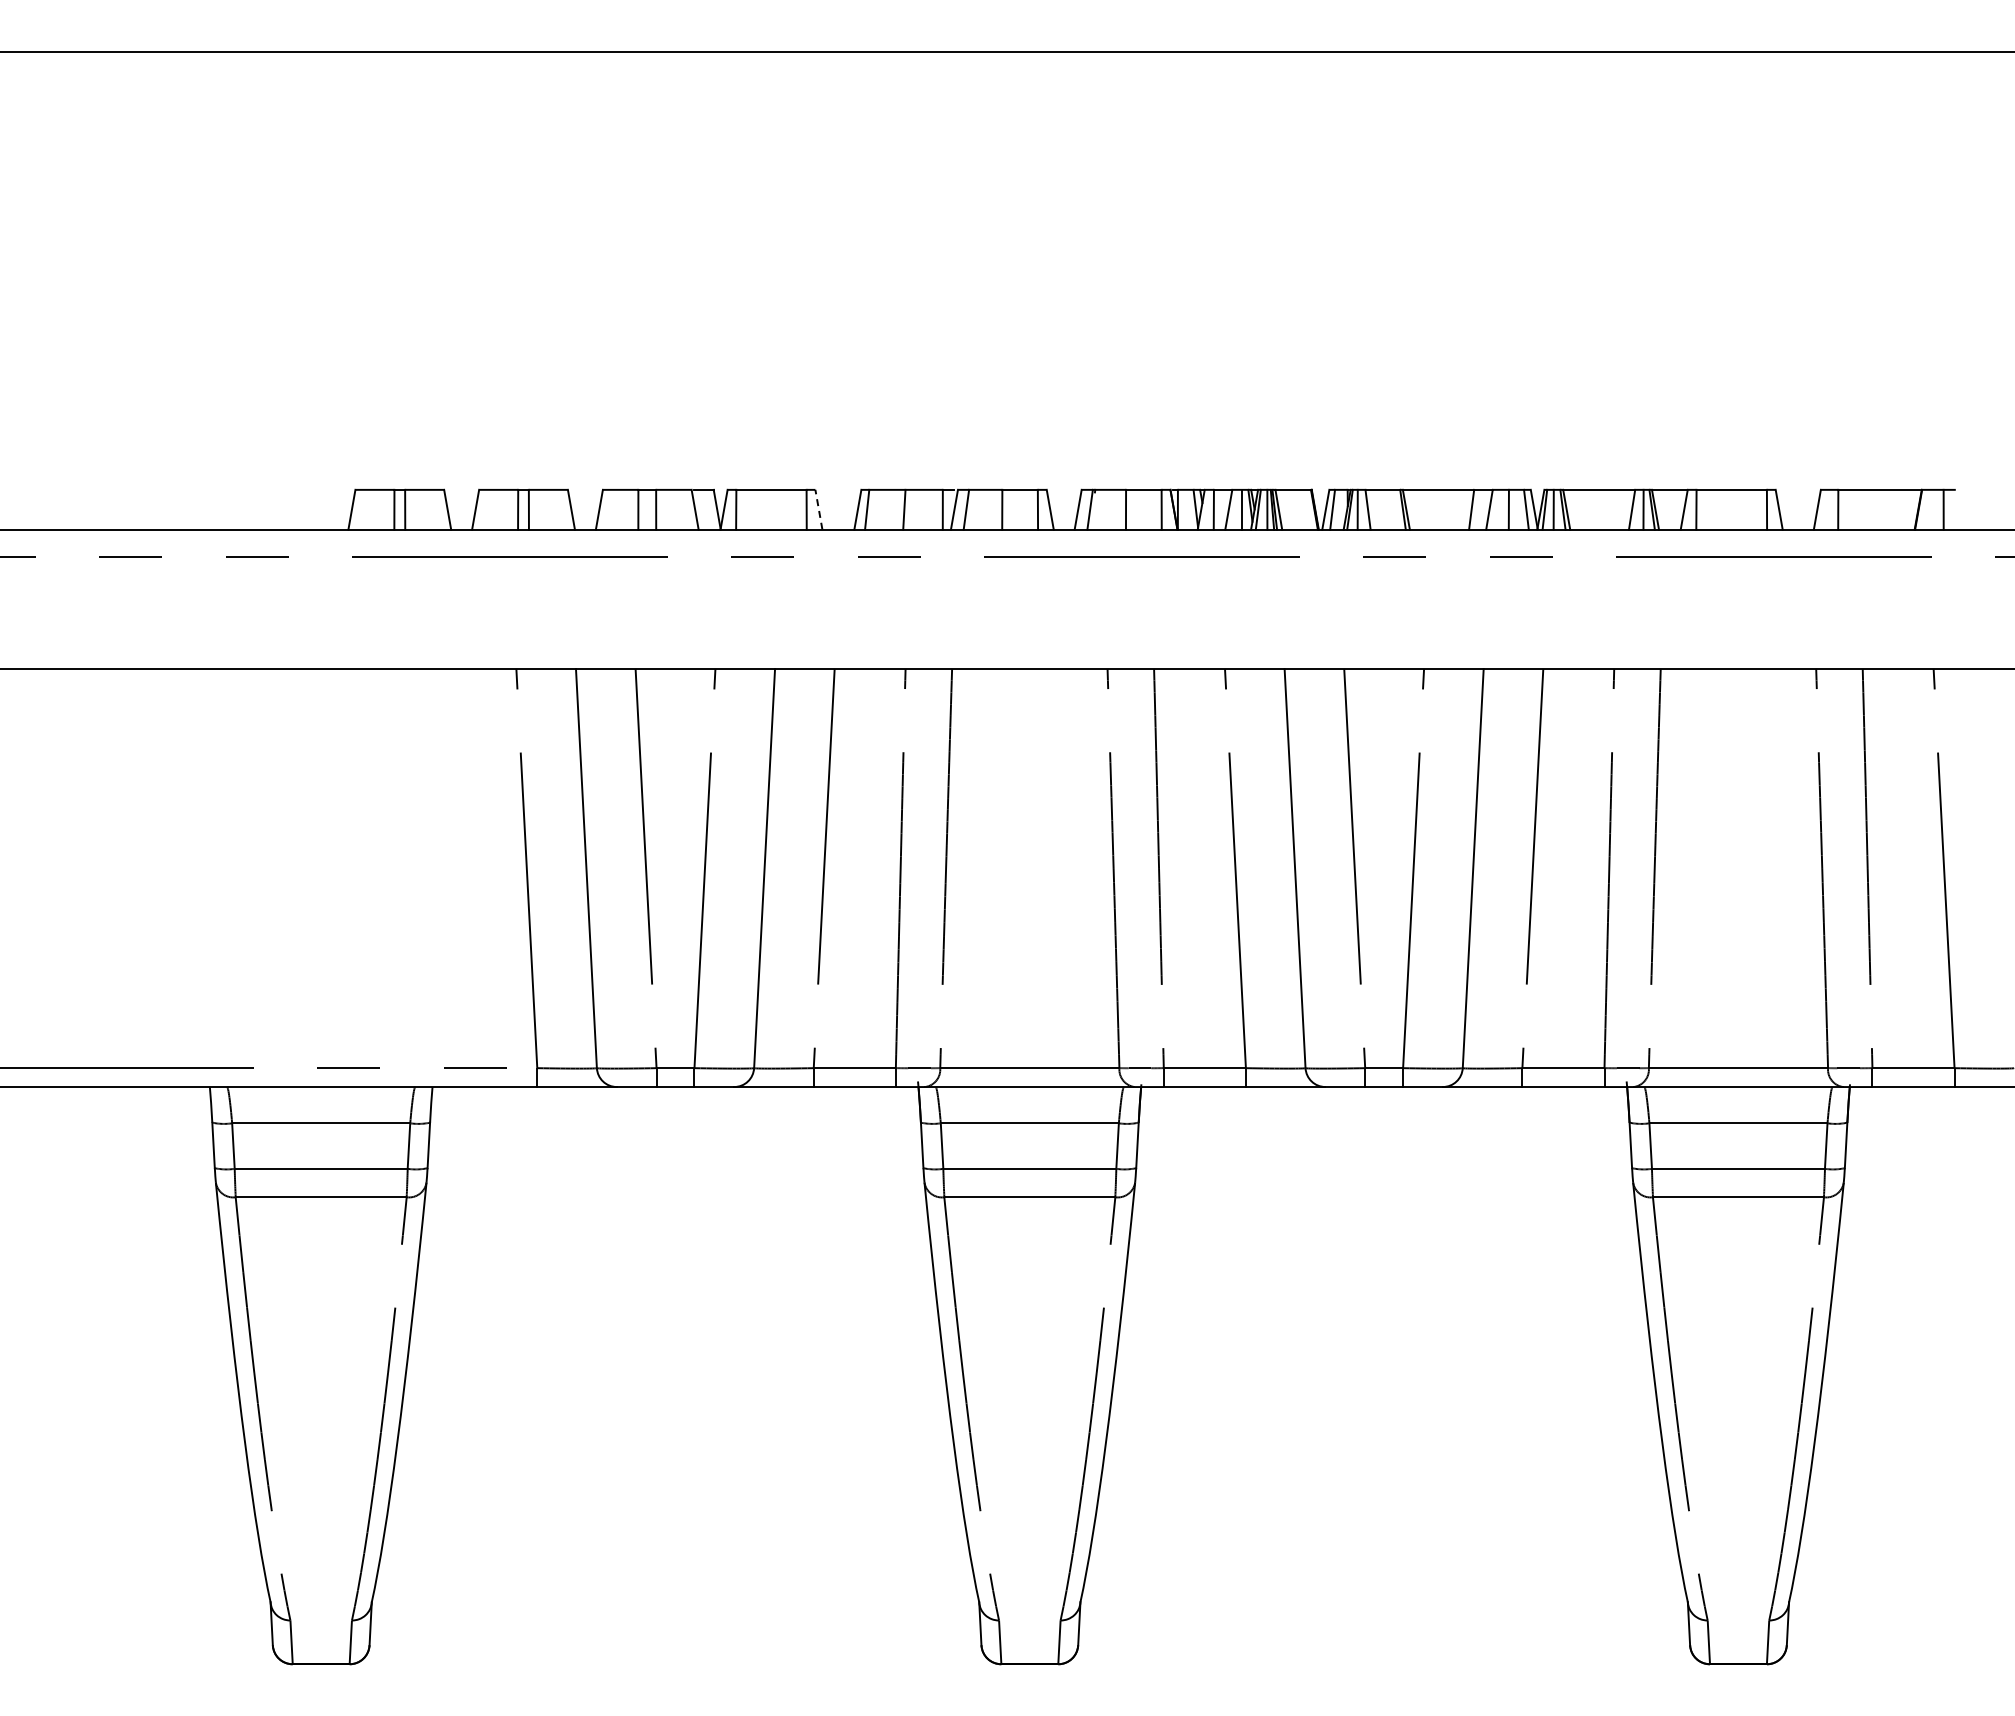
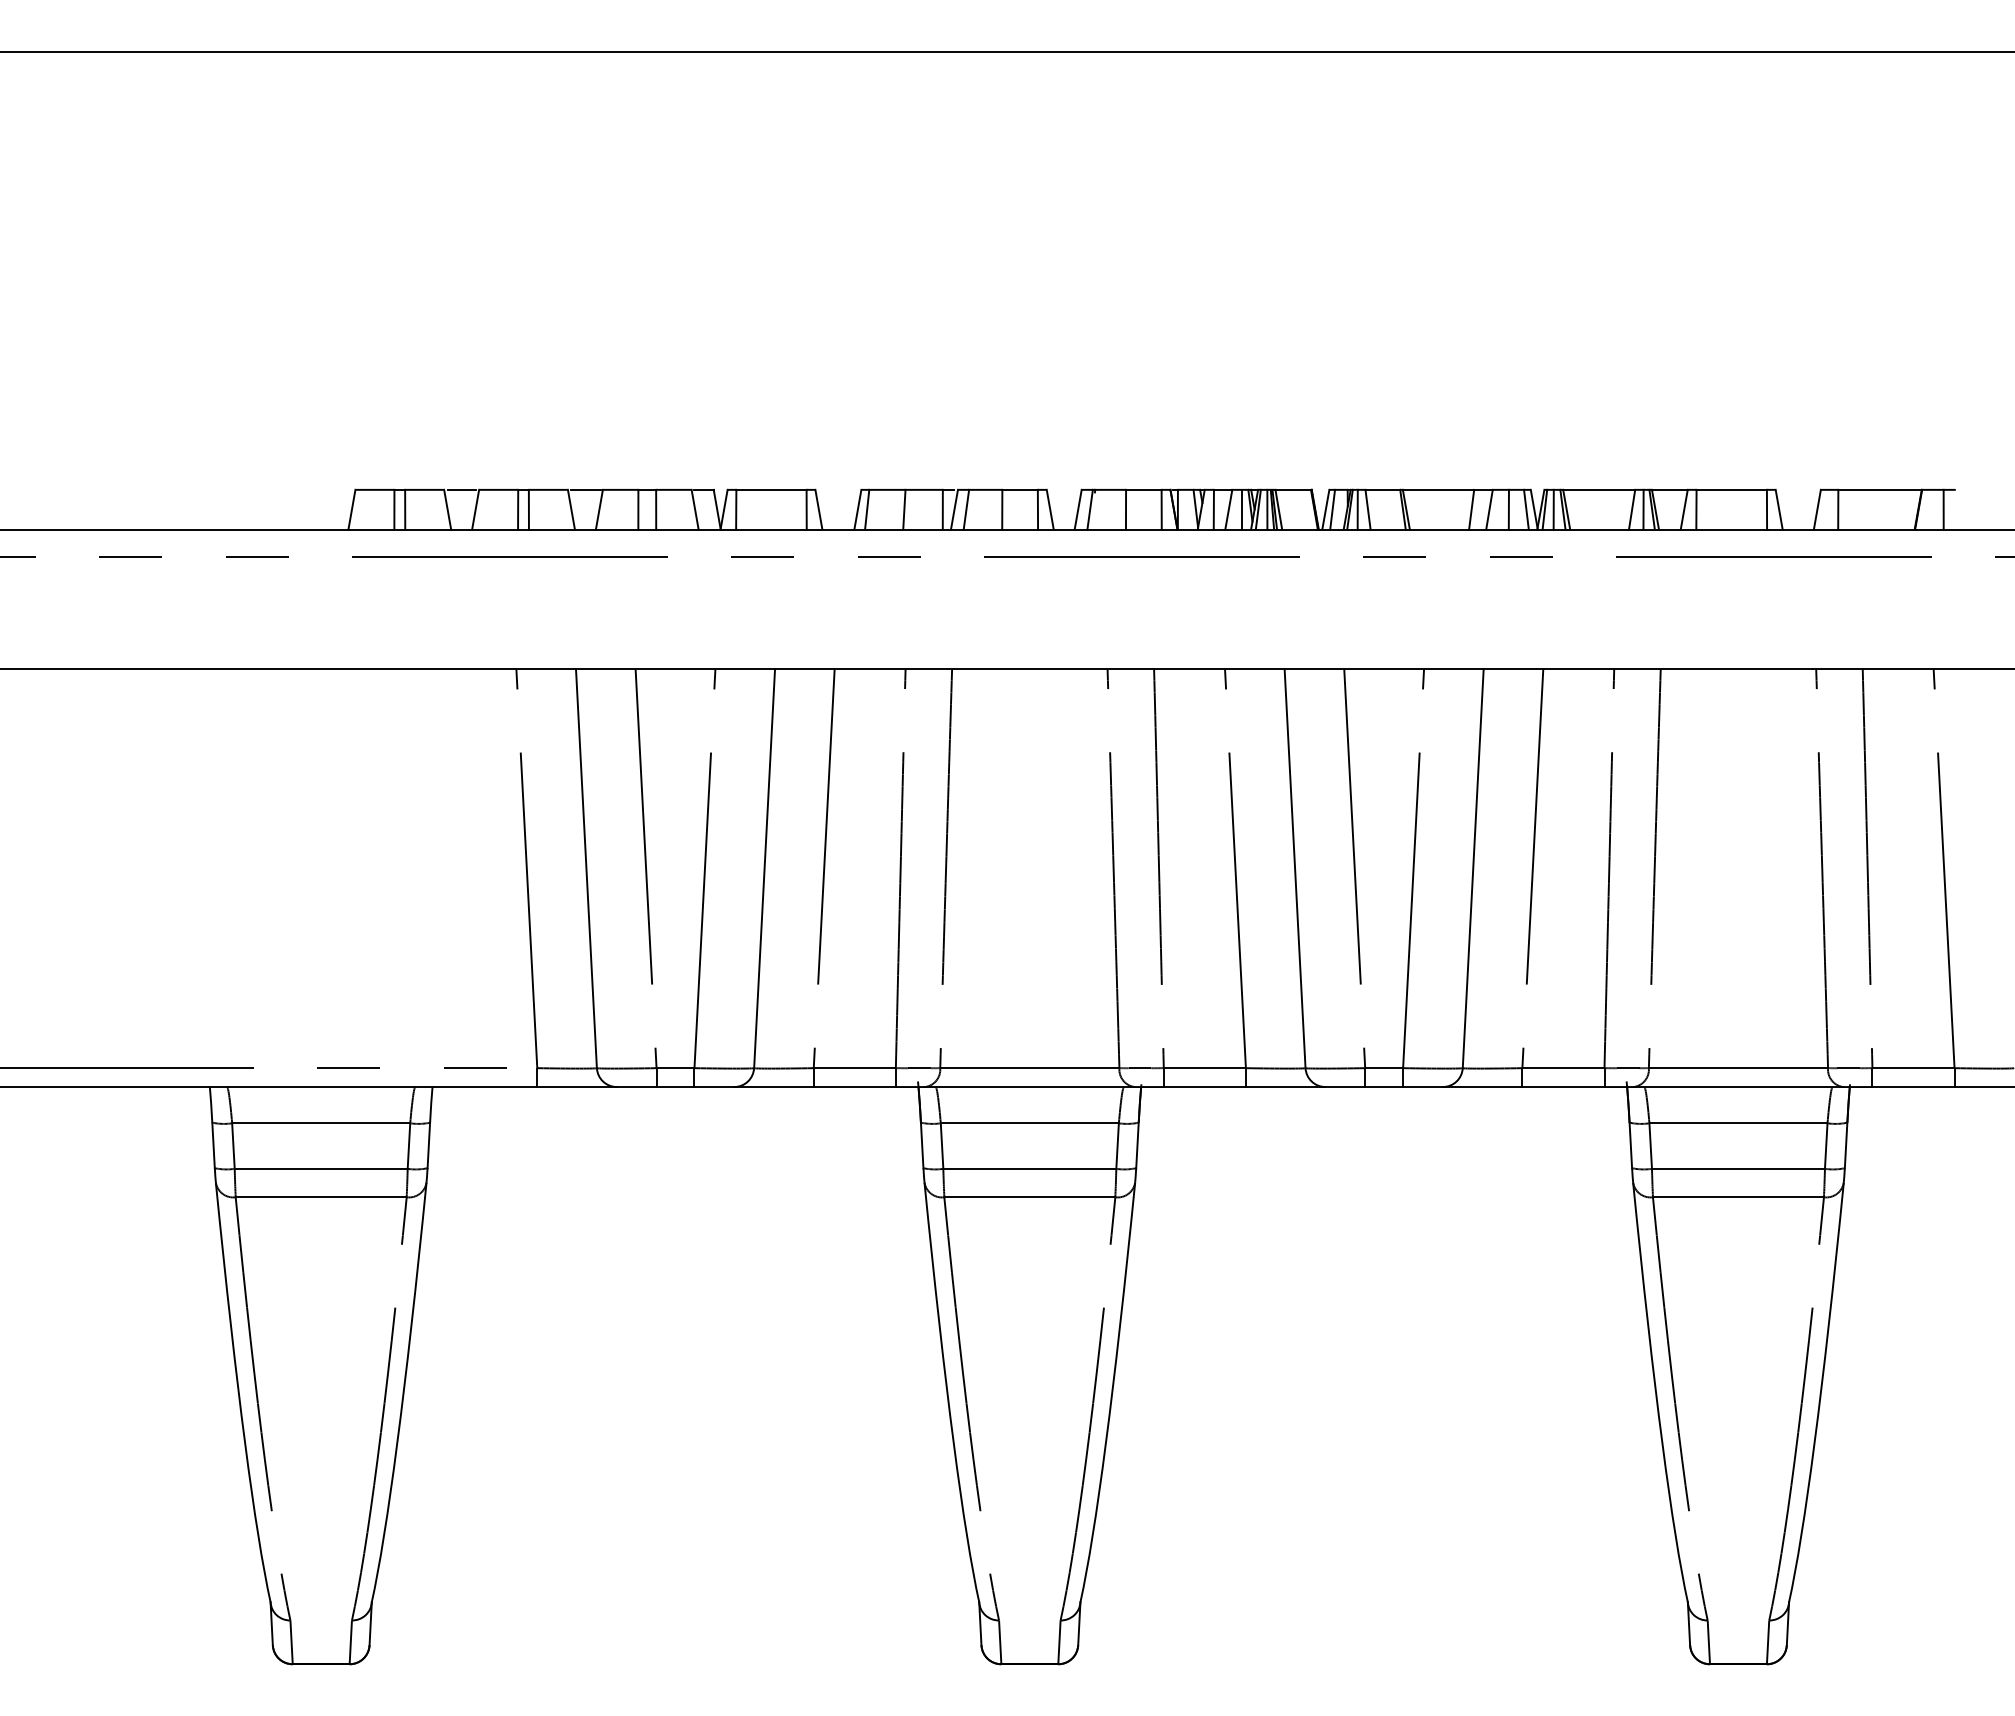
line: none -> present (461, 489)
line: none -> present (585, 489)
line: dashed -> solid (818, 509)
